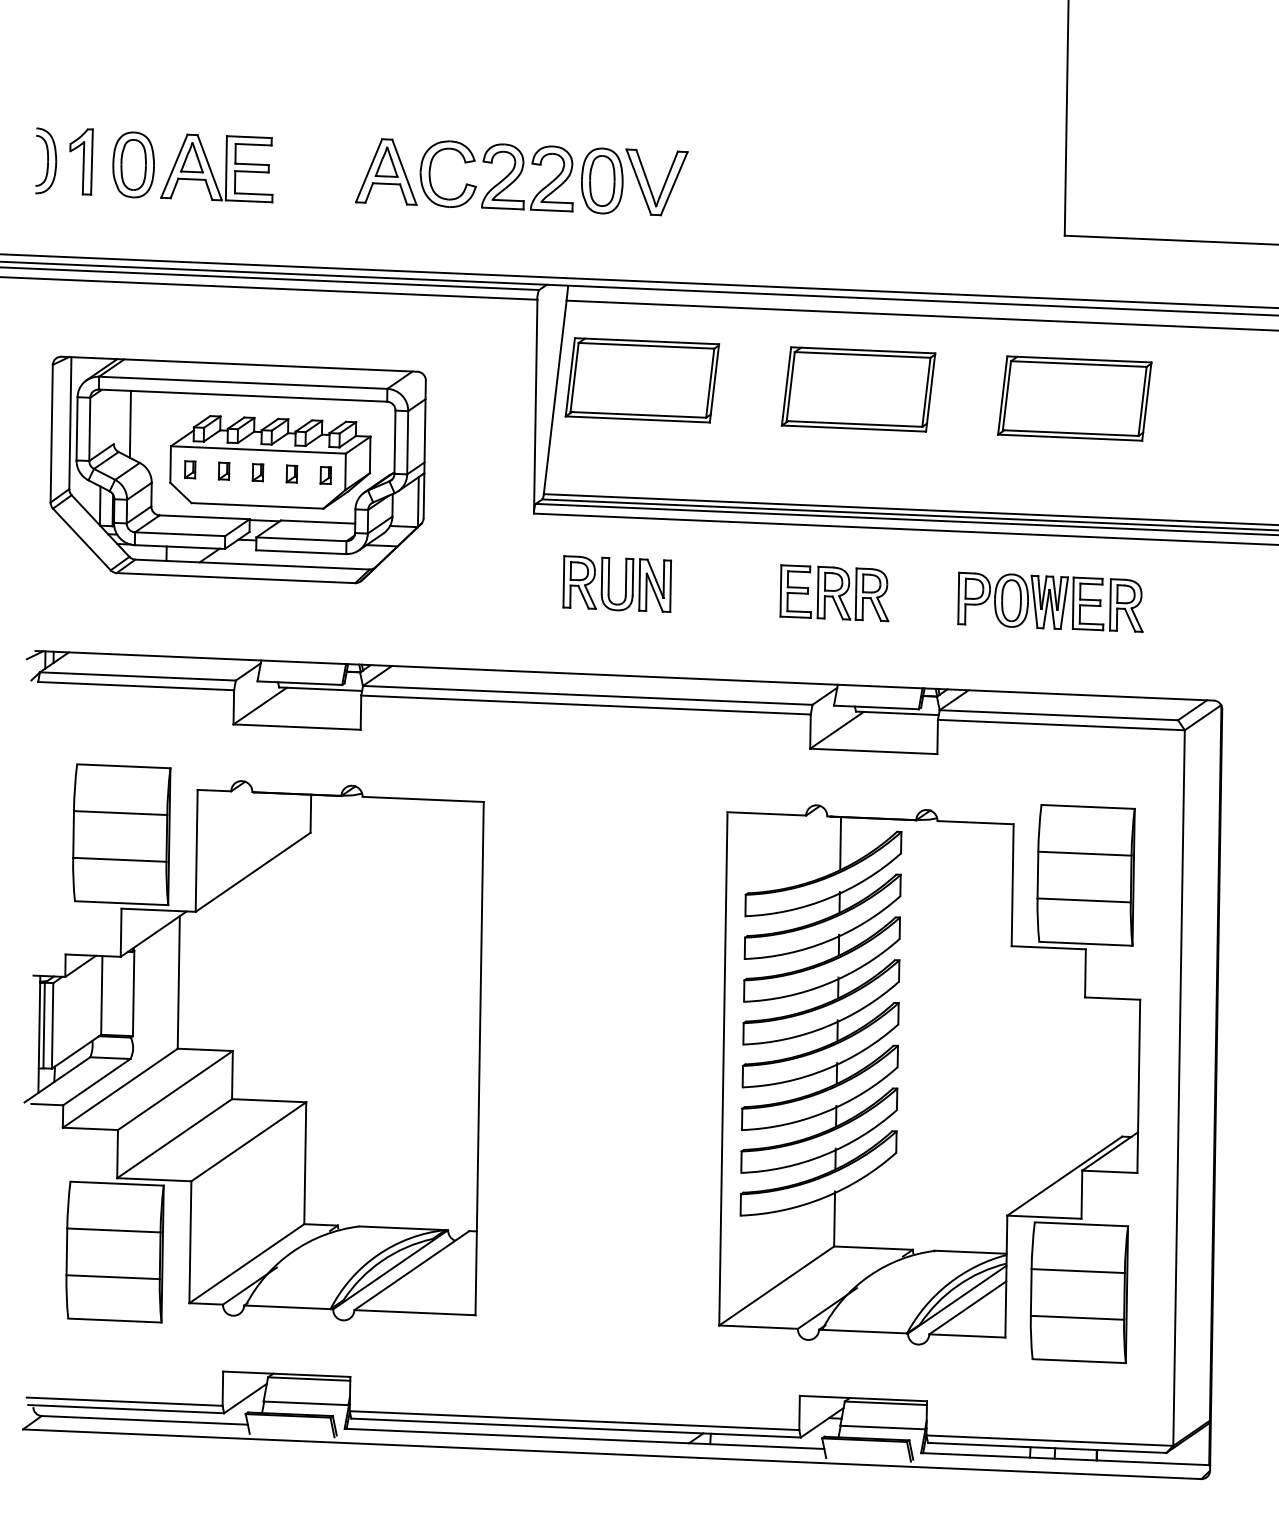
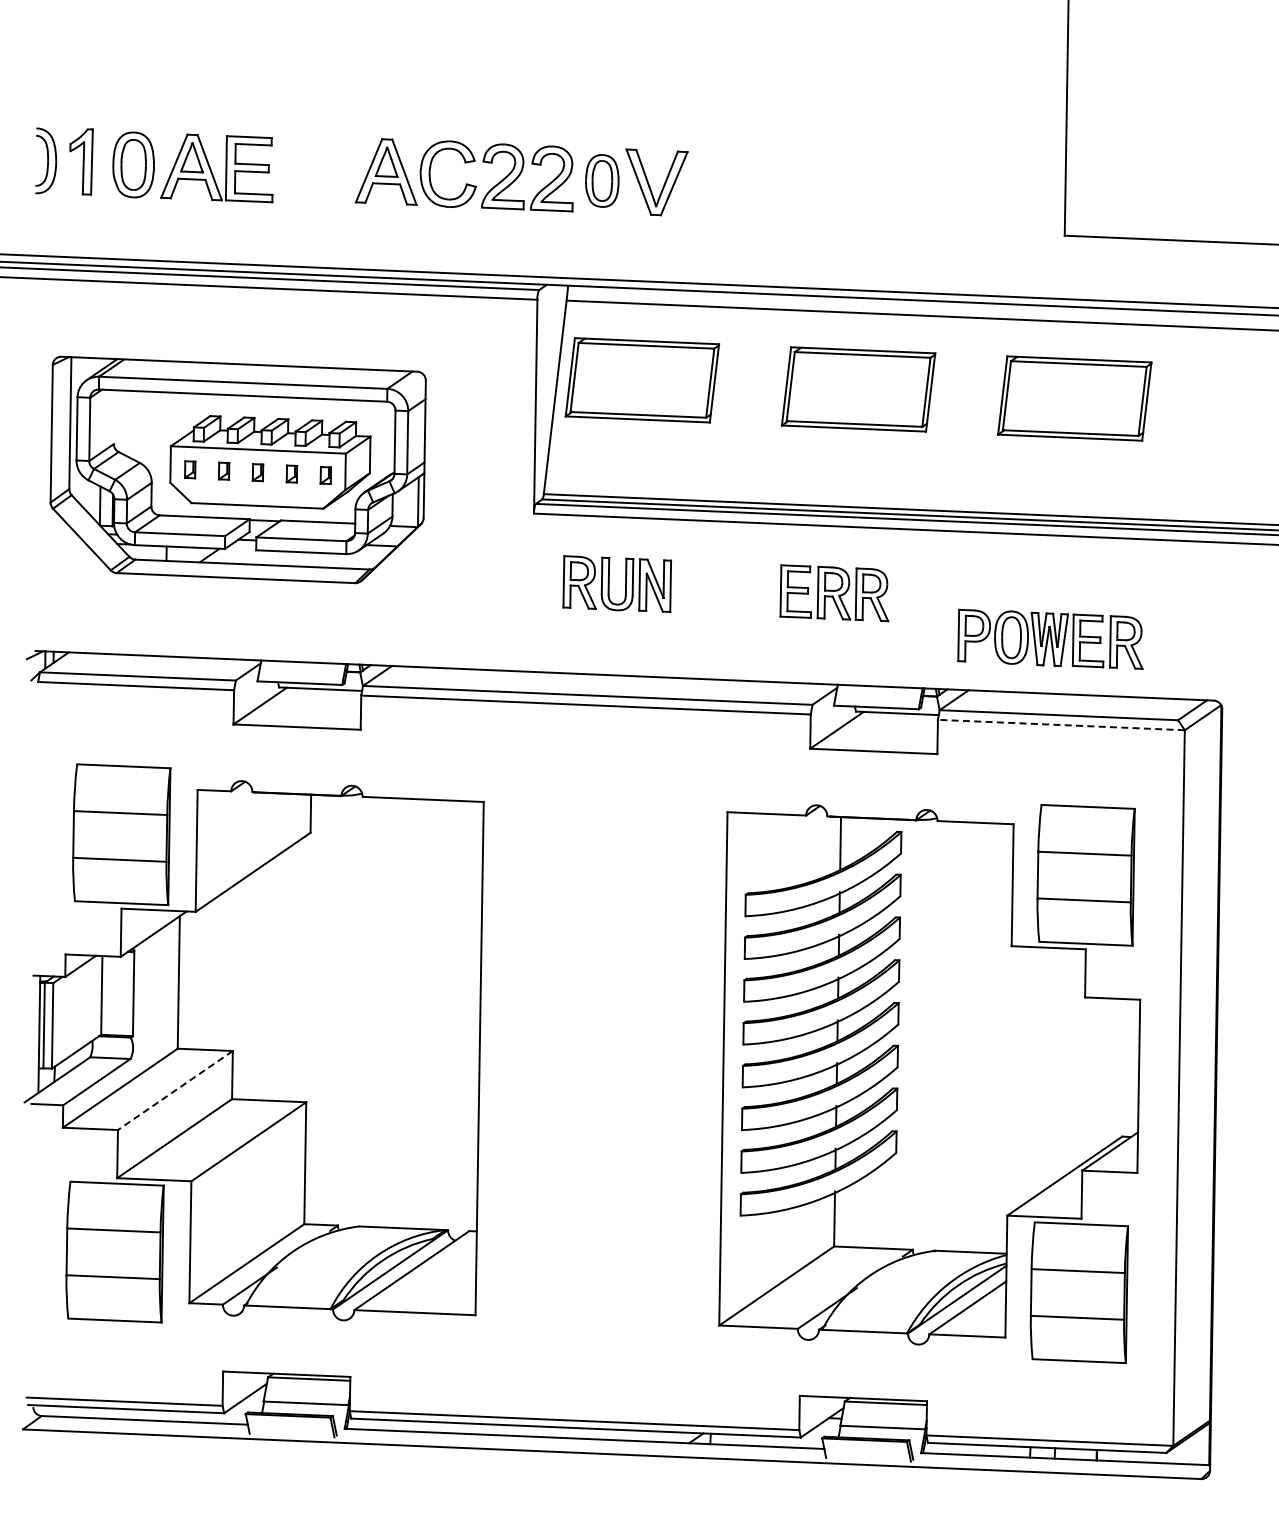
part size: 43x68 px -> 35x54 px (602, 180)
line: present -> none (129, 423)
part position: (1050, 601) -> (1050, 638) (1050, 638)
line: solid -> dashed (1061, 725)
line: solid -> dashed (175, 1090)
